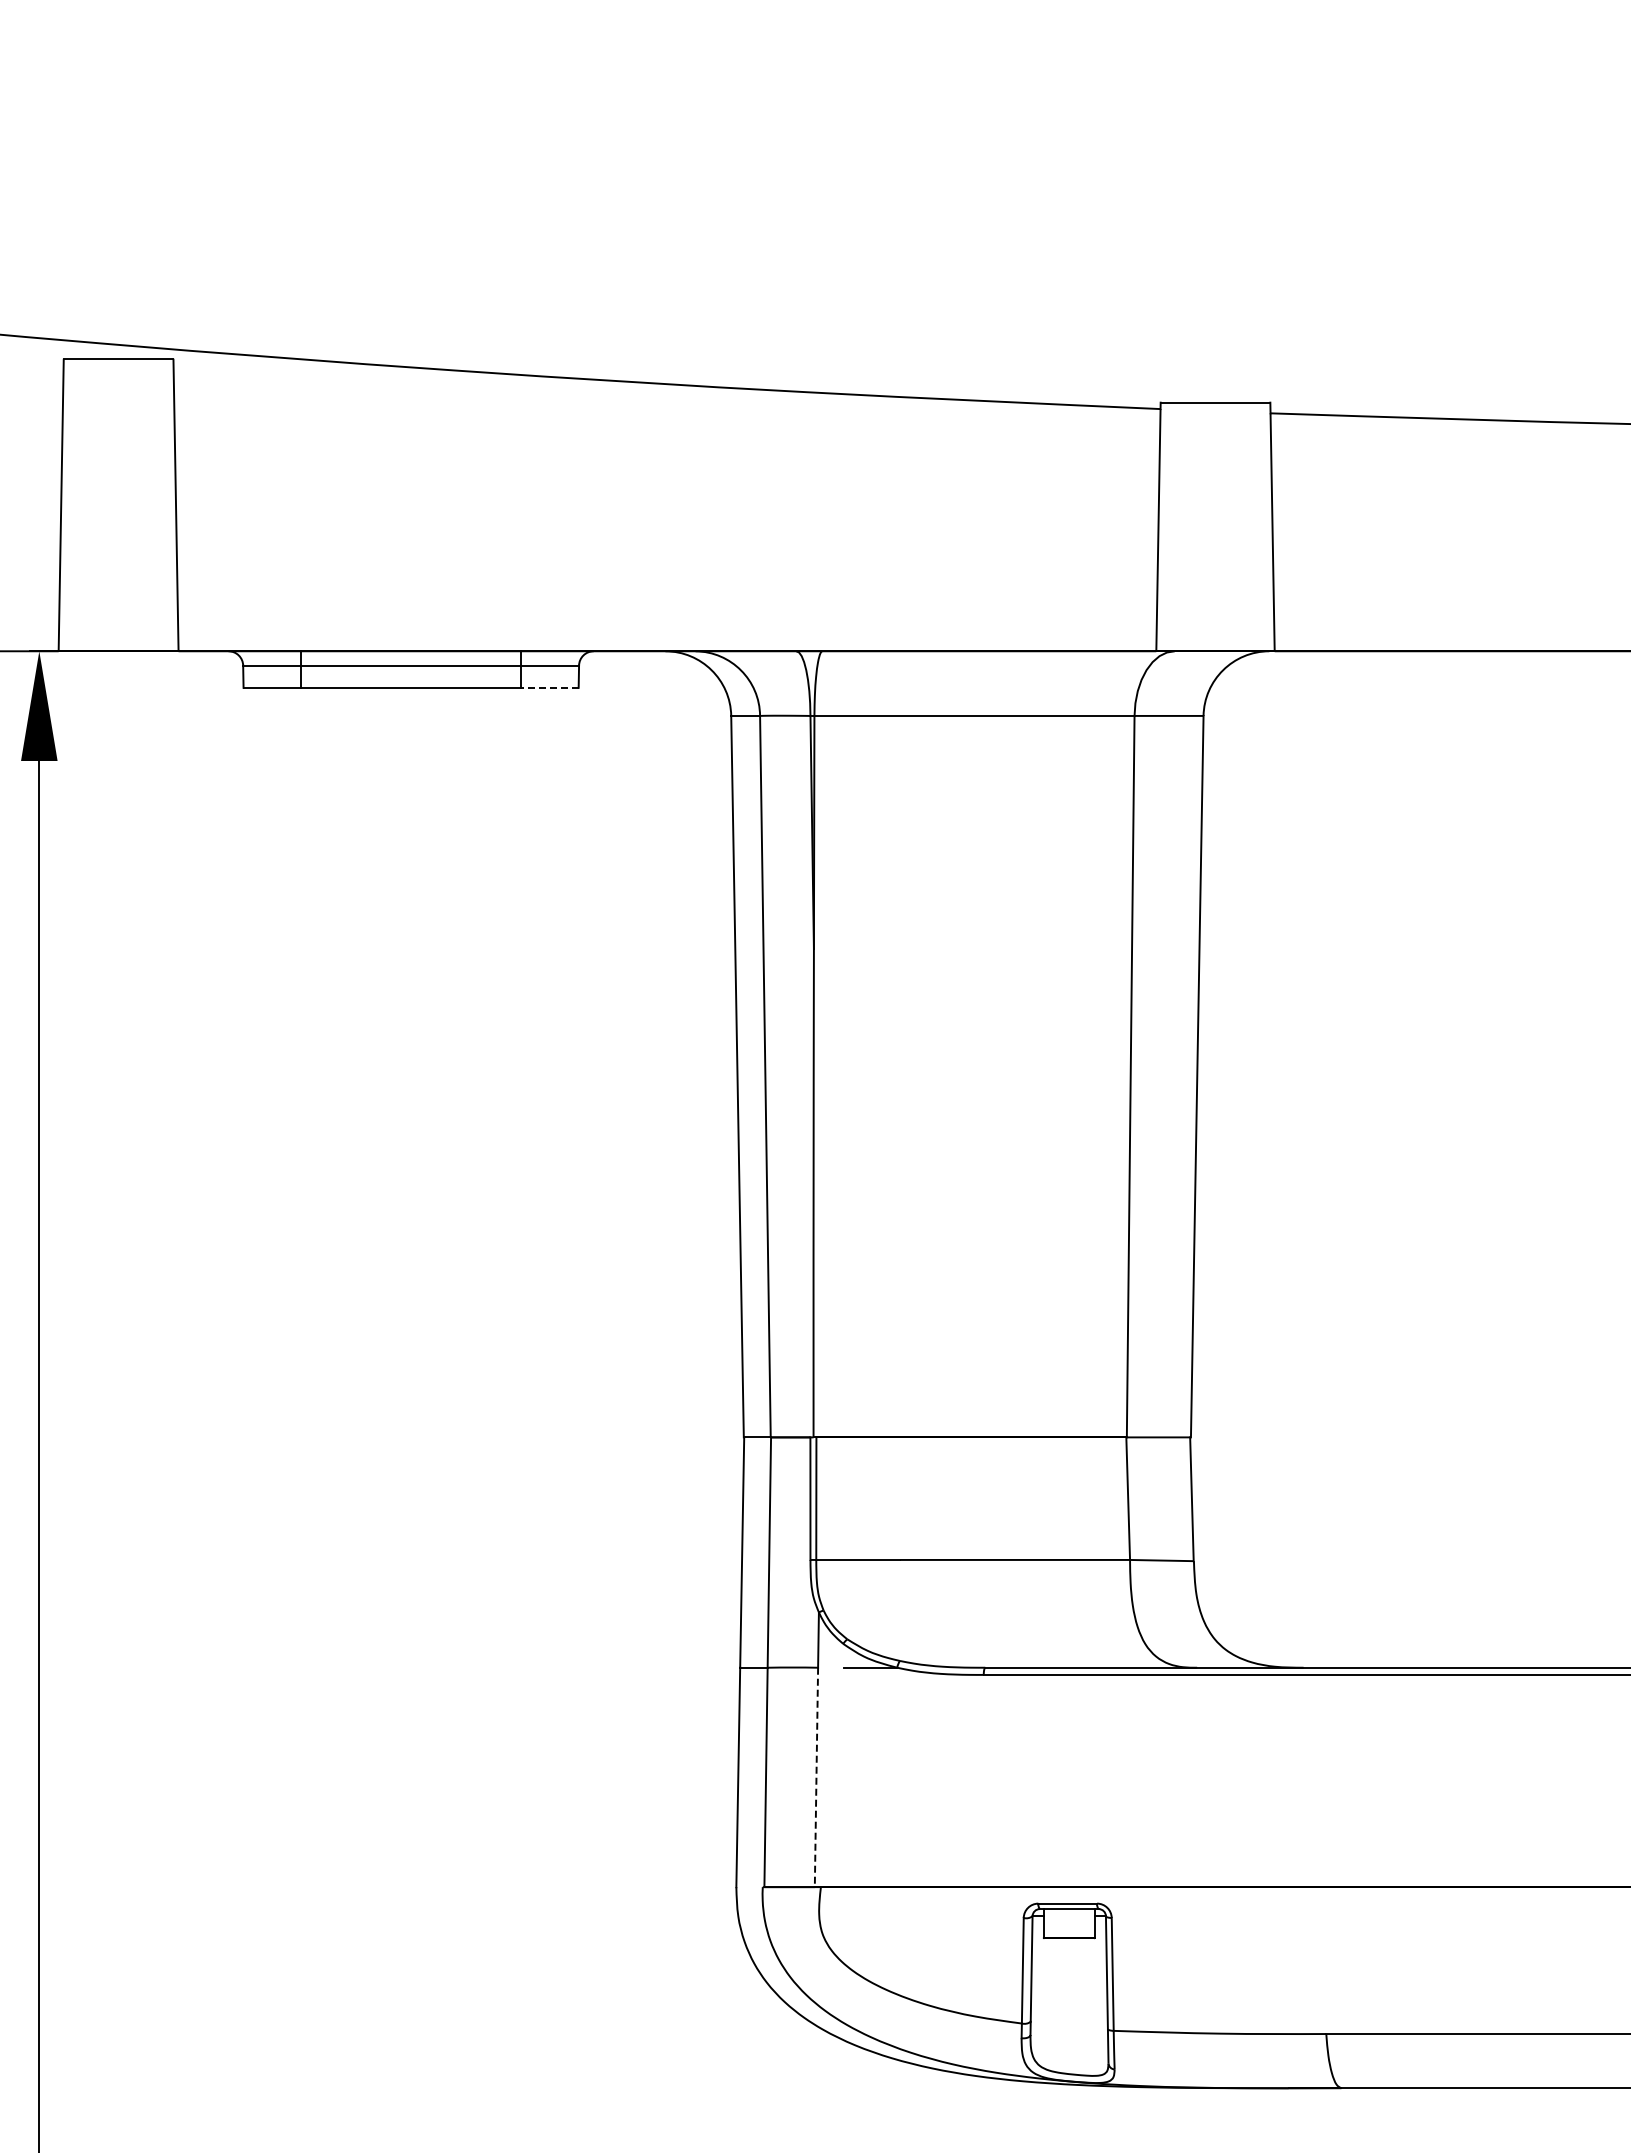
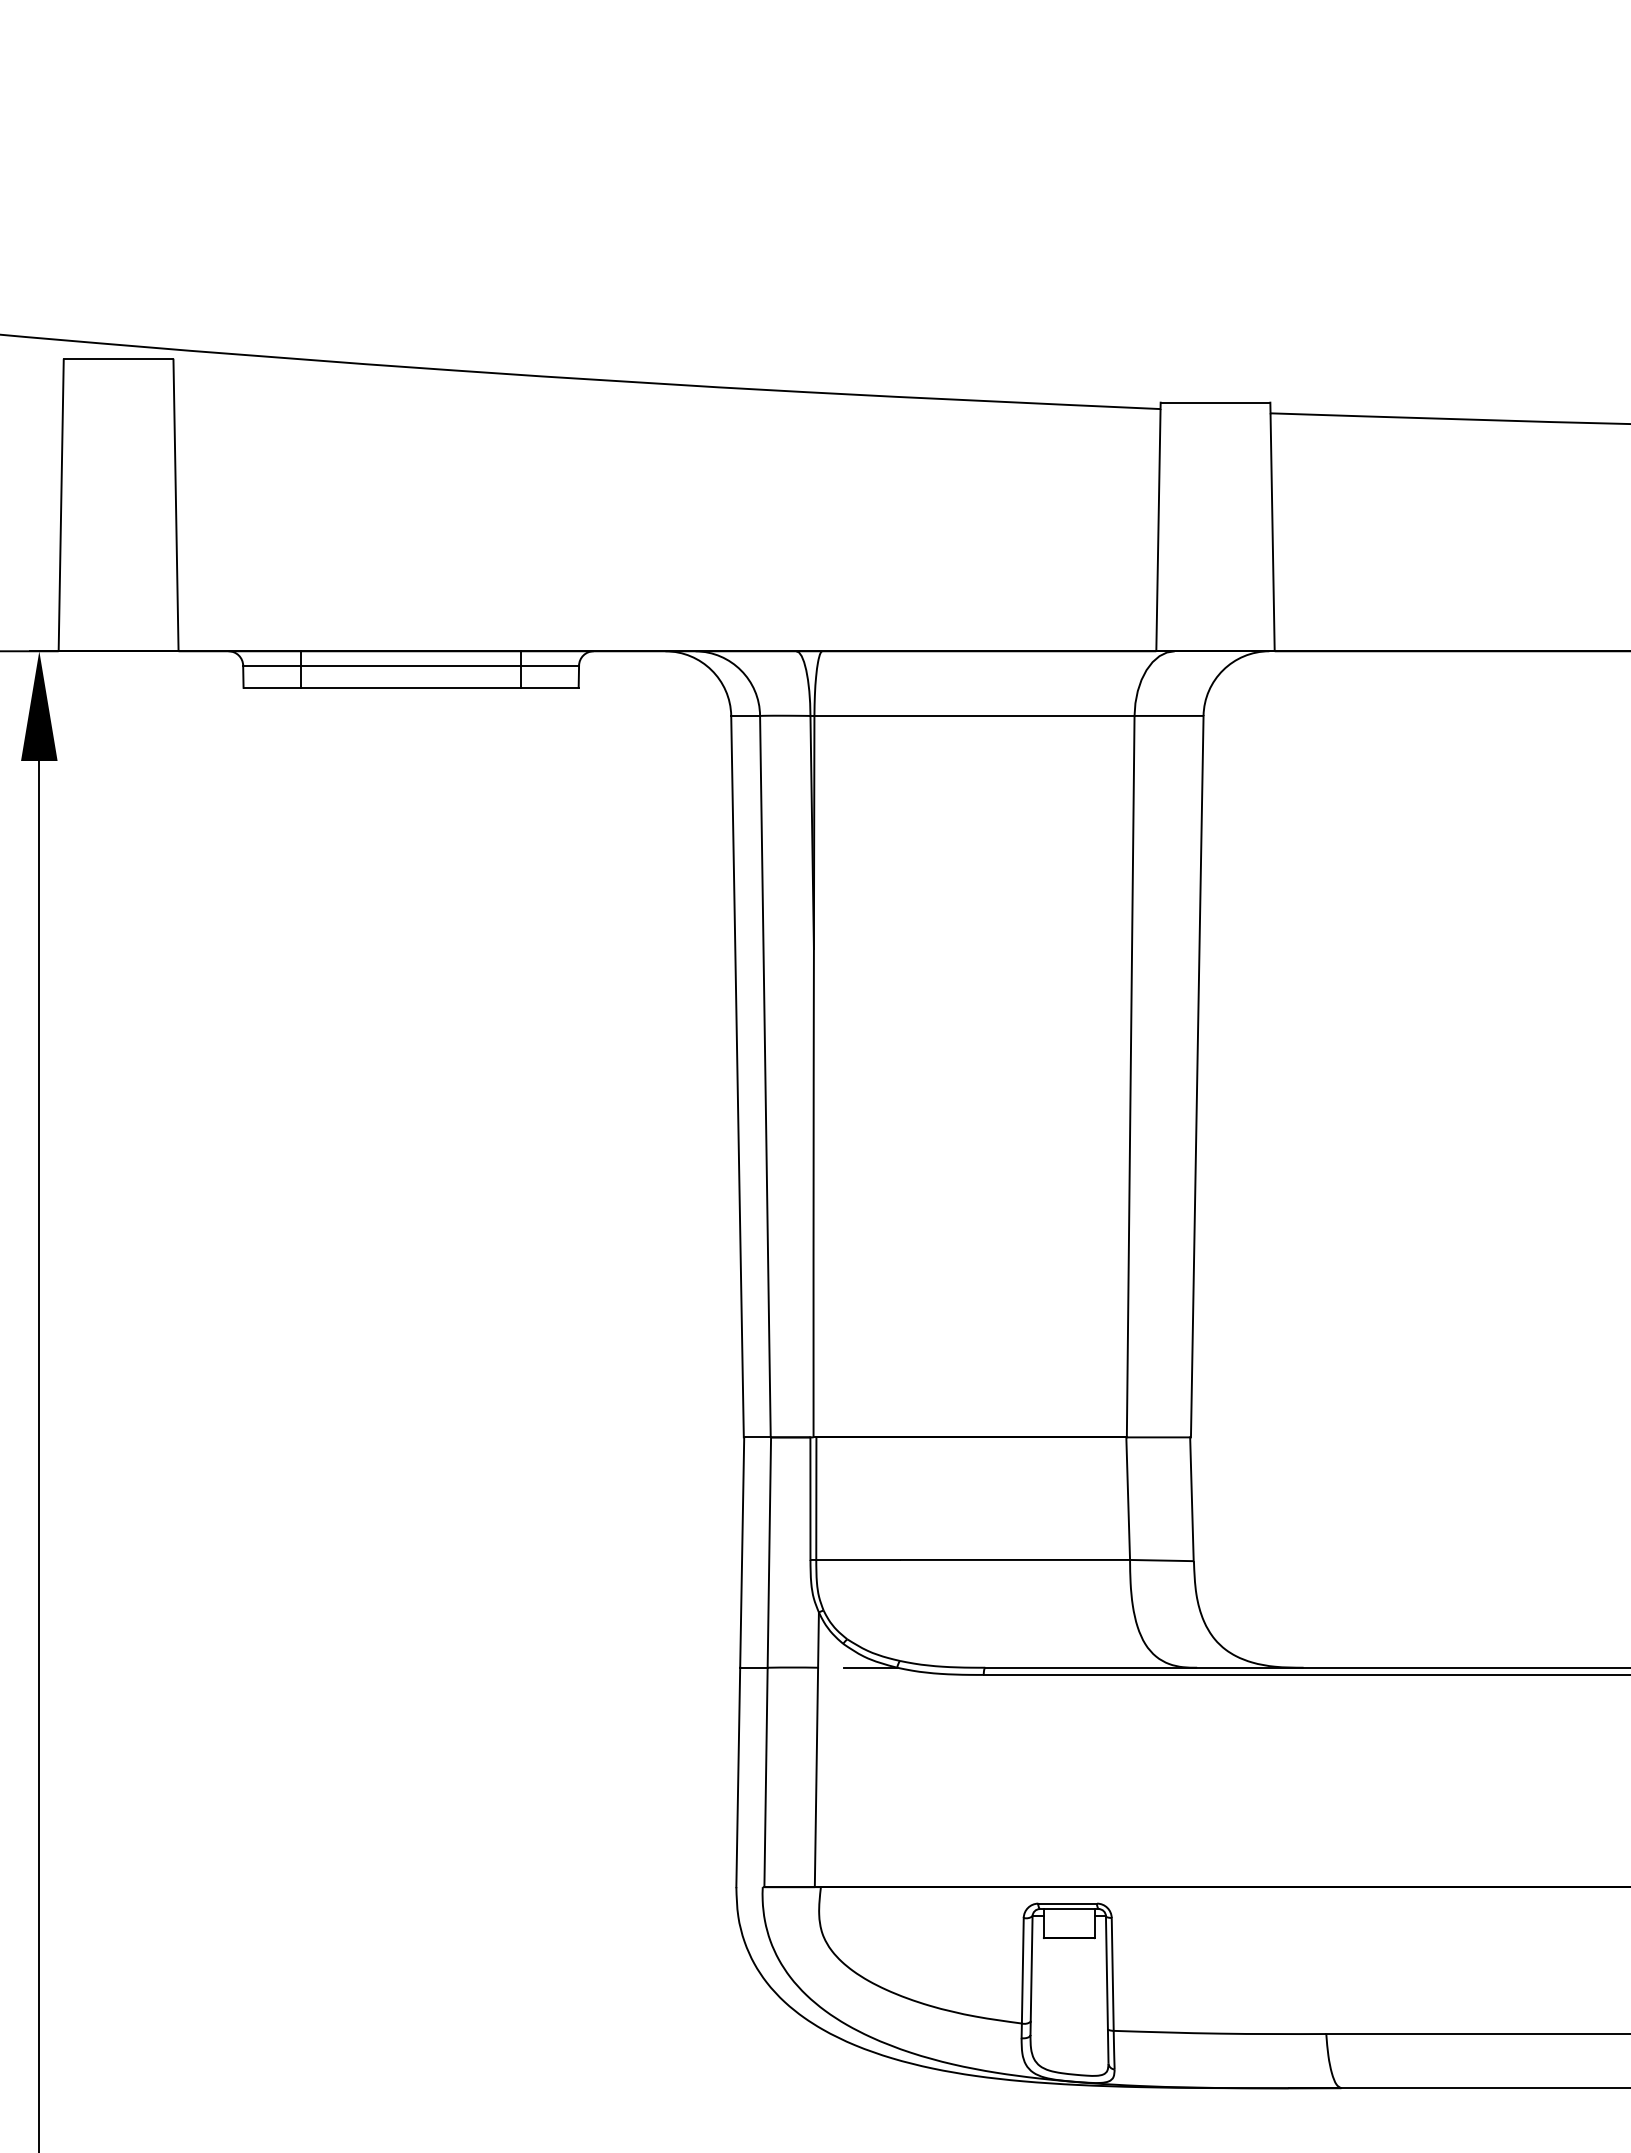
line: dashed -> solid (549, 687)
line: dashed -> solid (816, 1777)
